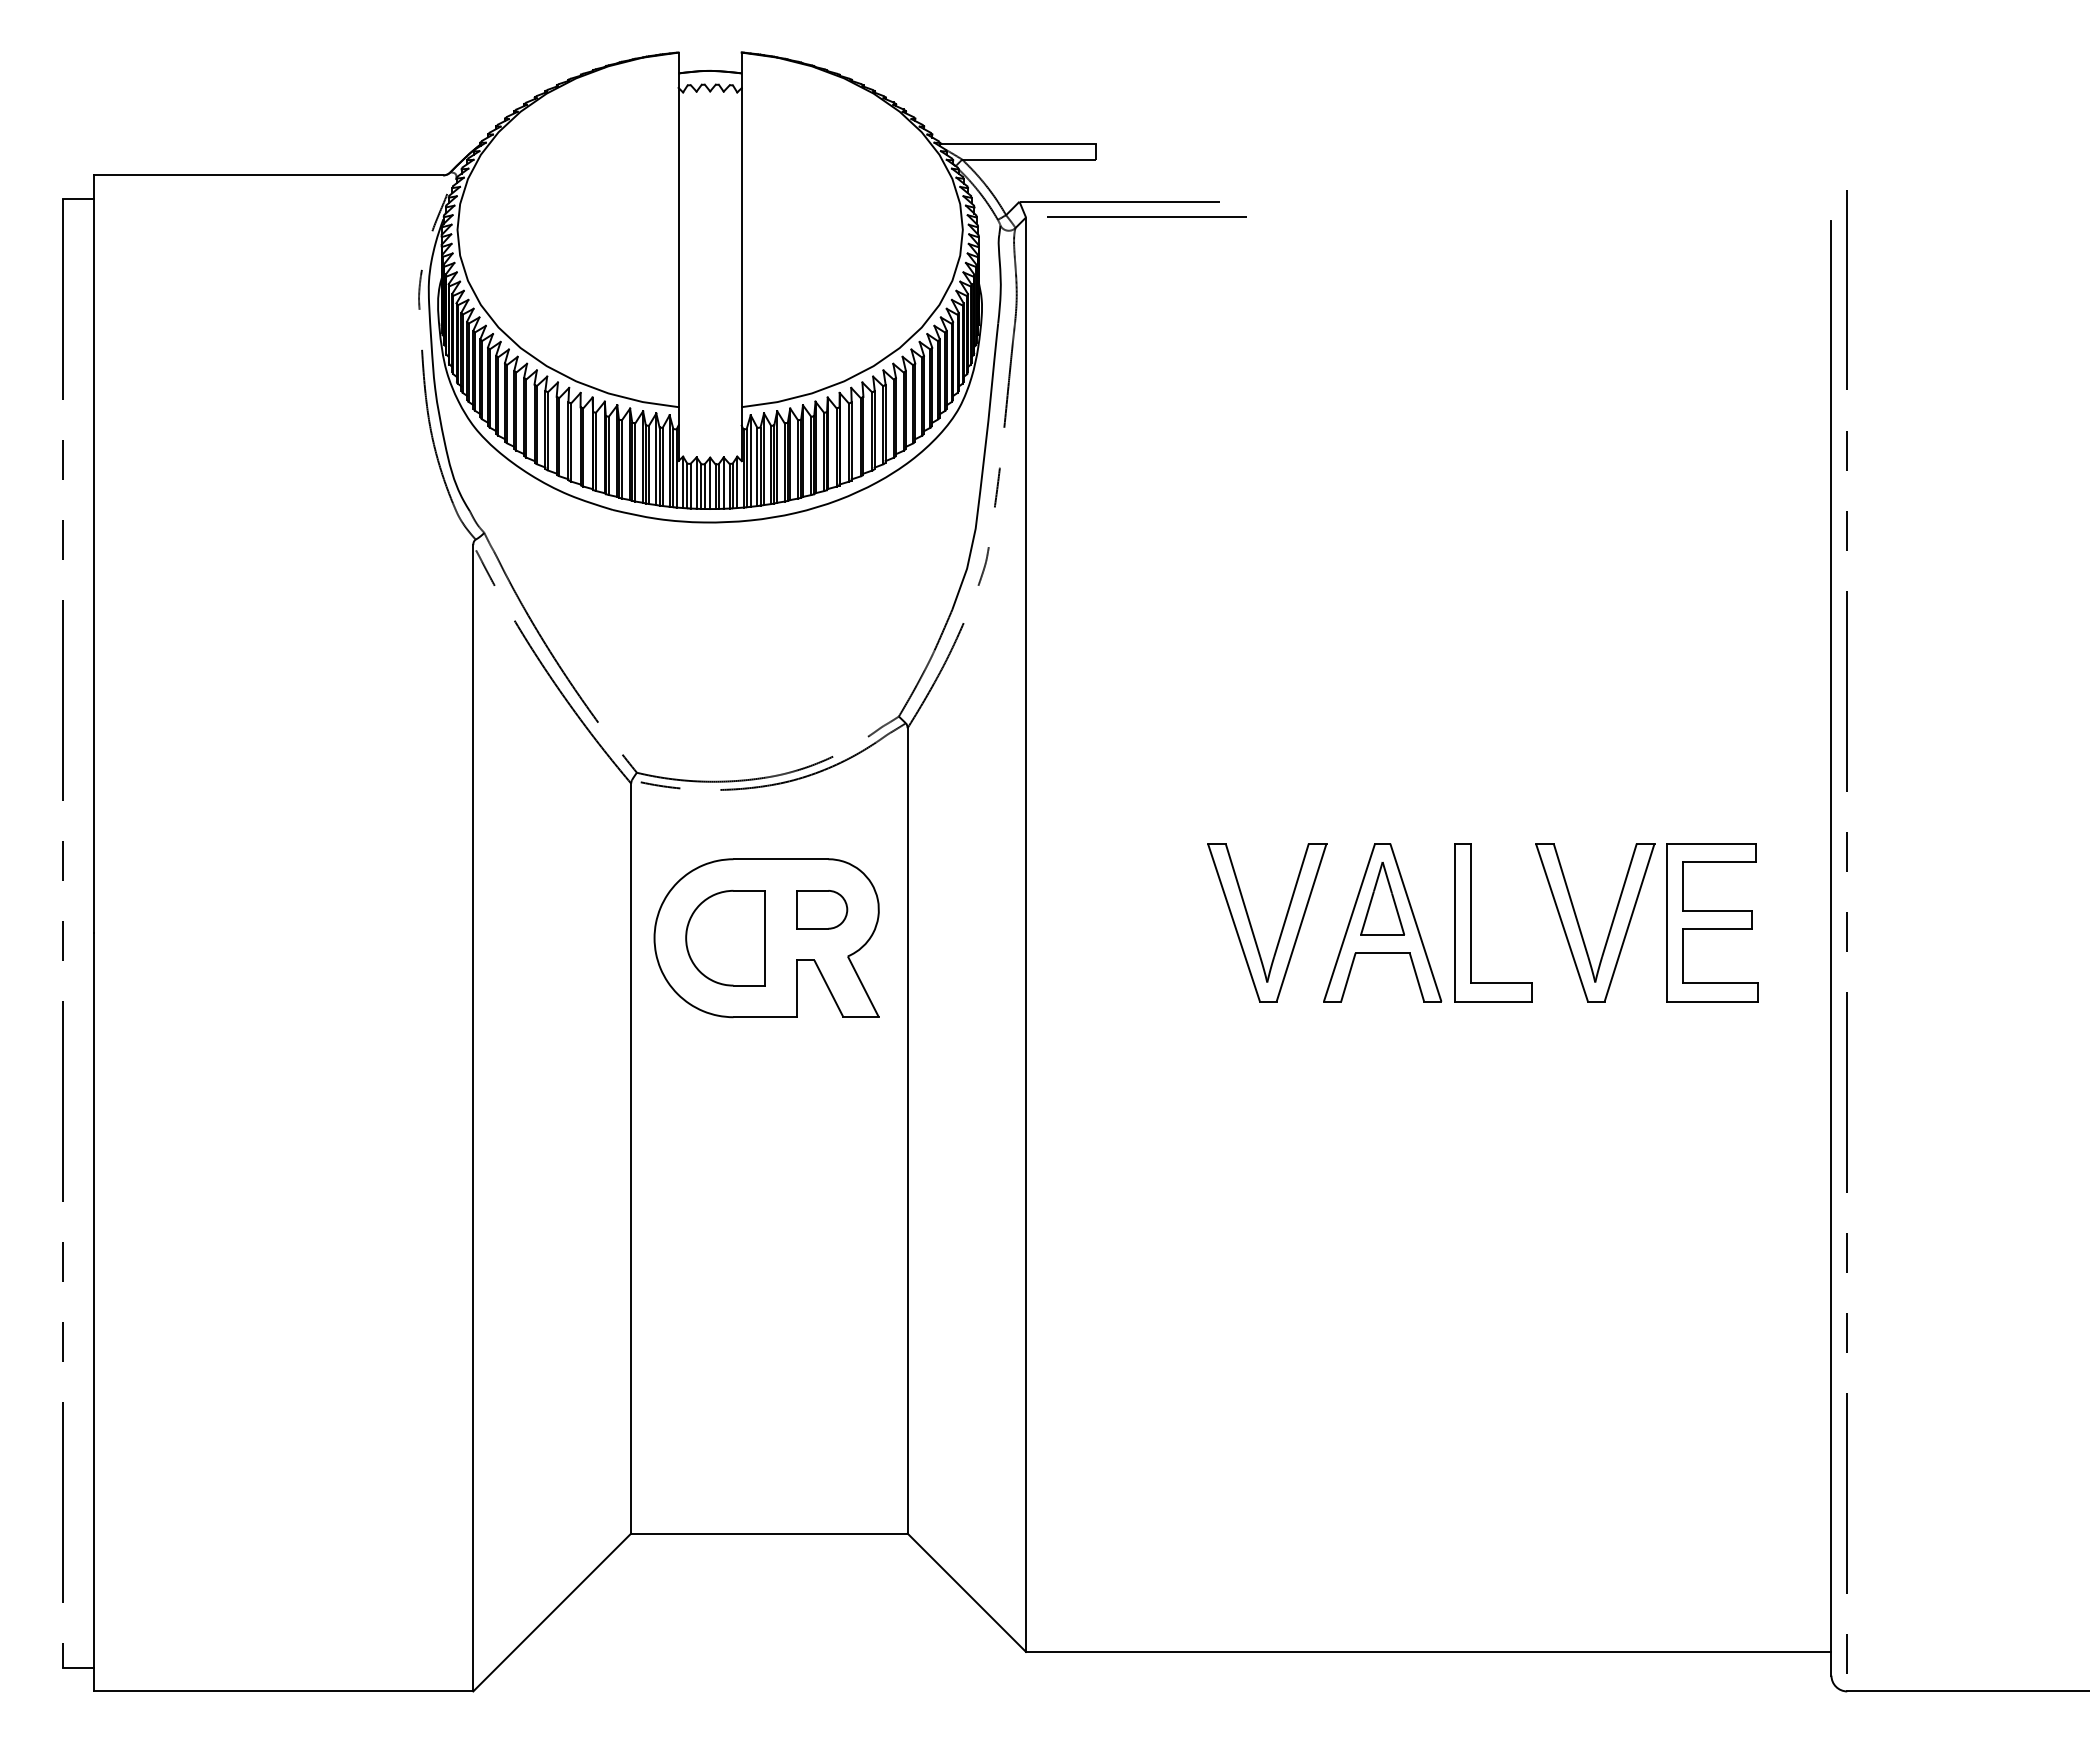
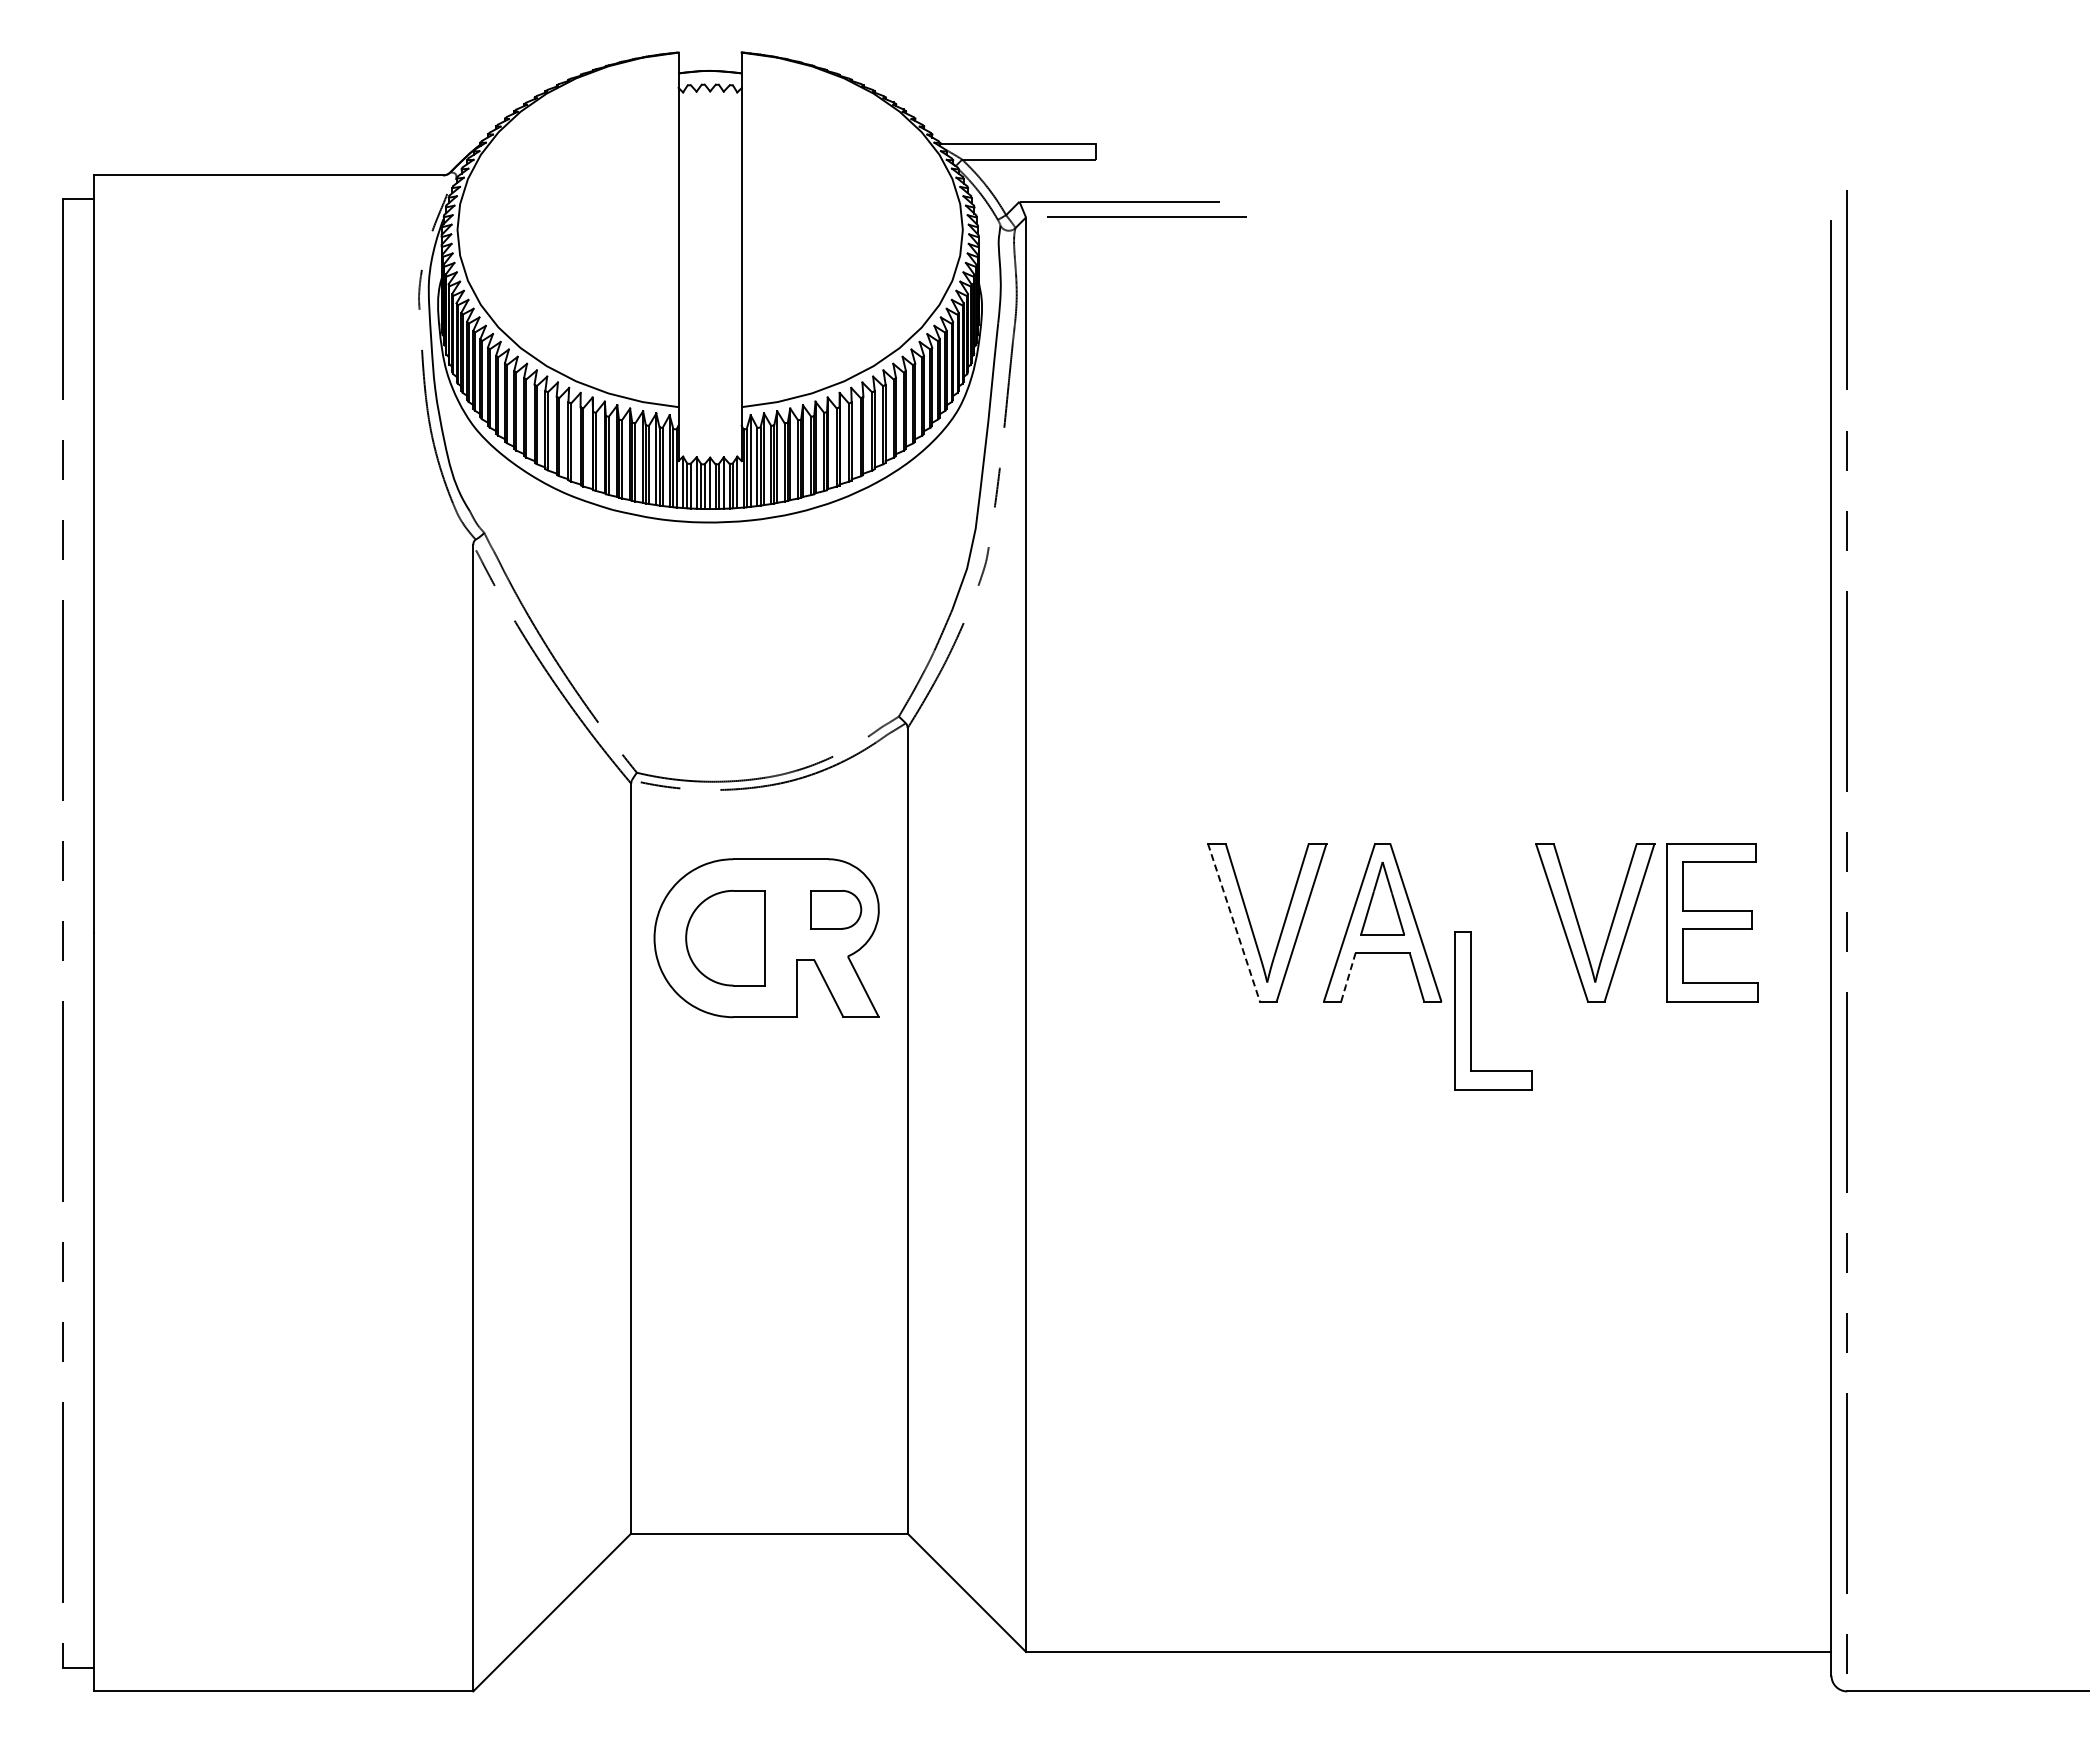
part position: (822, 909) -> (836, 909) (836, 909)
line: solid -> dashed (1233, 922)
part position: (1471, 922) -> (1471, 1010) (1471, 1010)
line: solid -> dashed (1348, 976)
